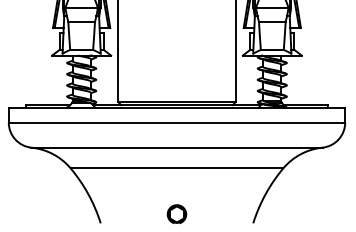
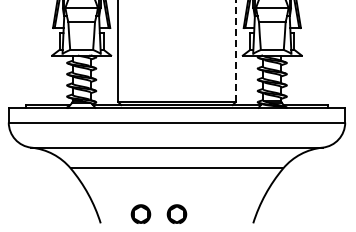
line: solid -> dashed (235, 51)
part: none -> present (140, 213)
